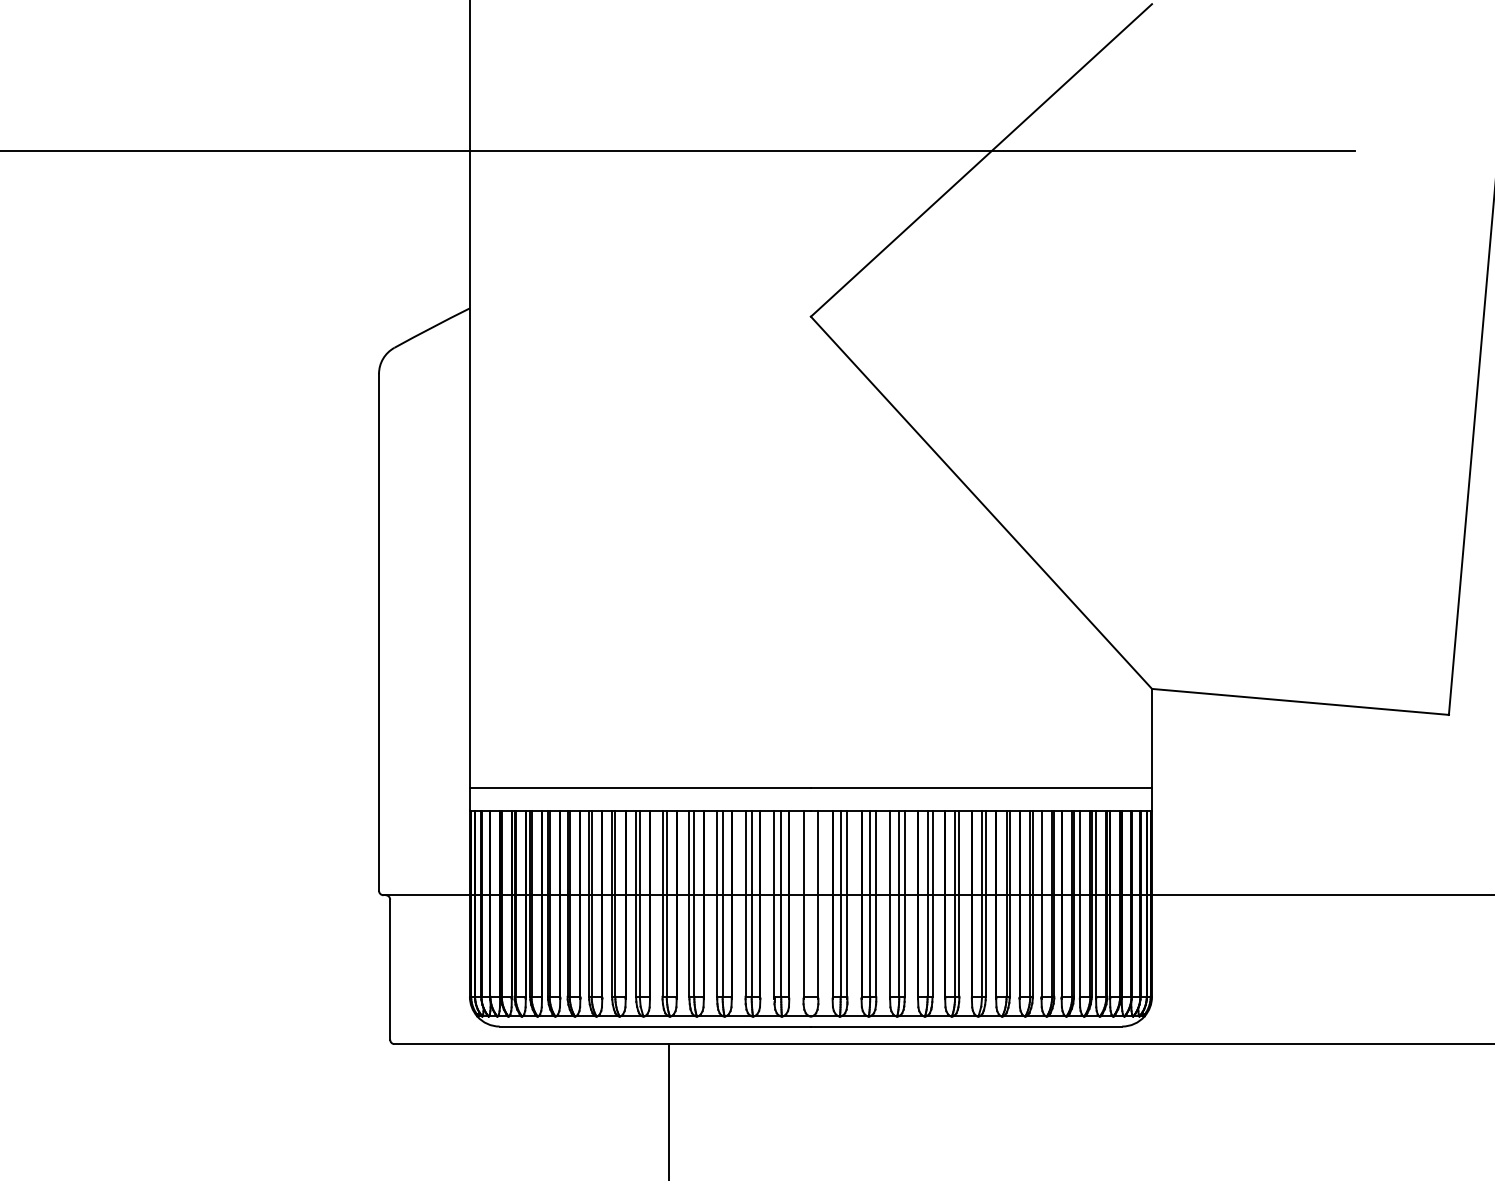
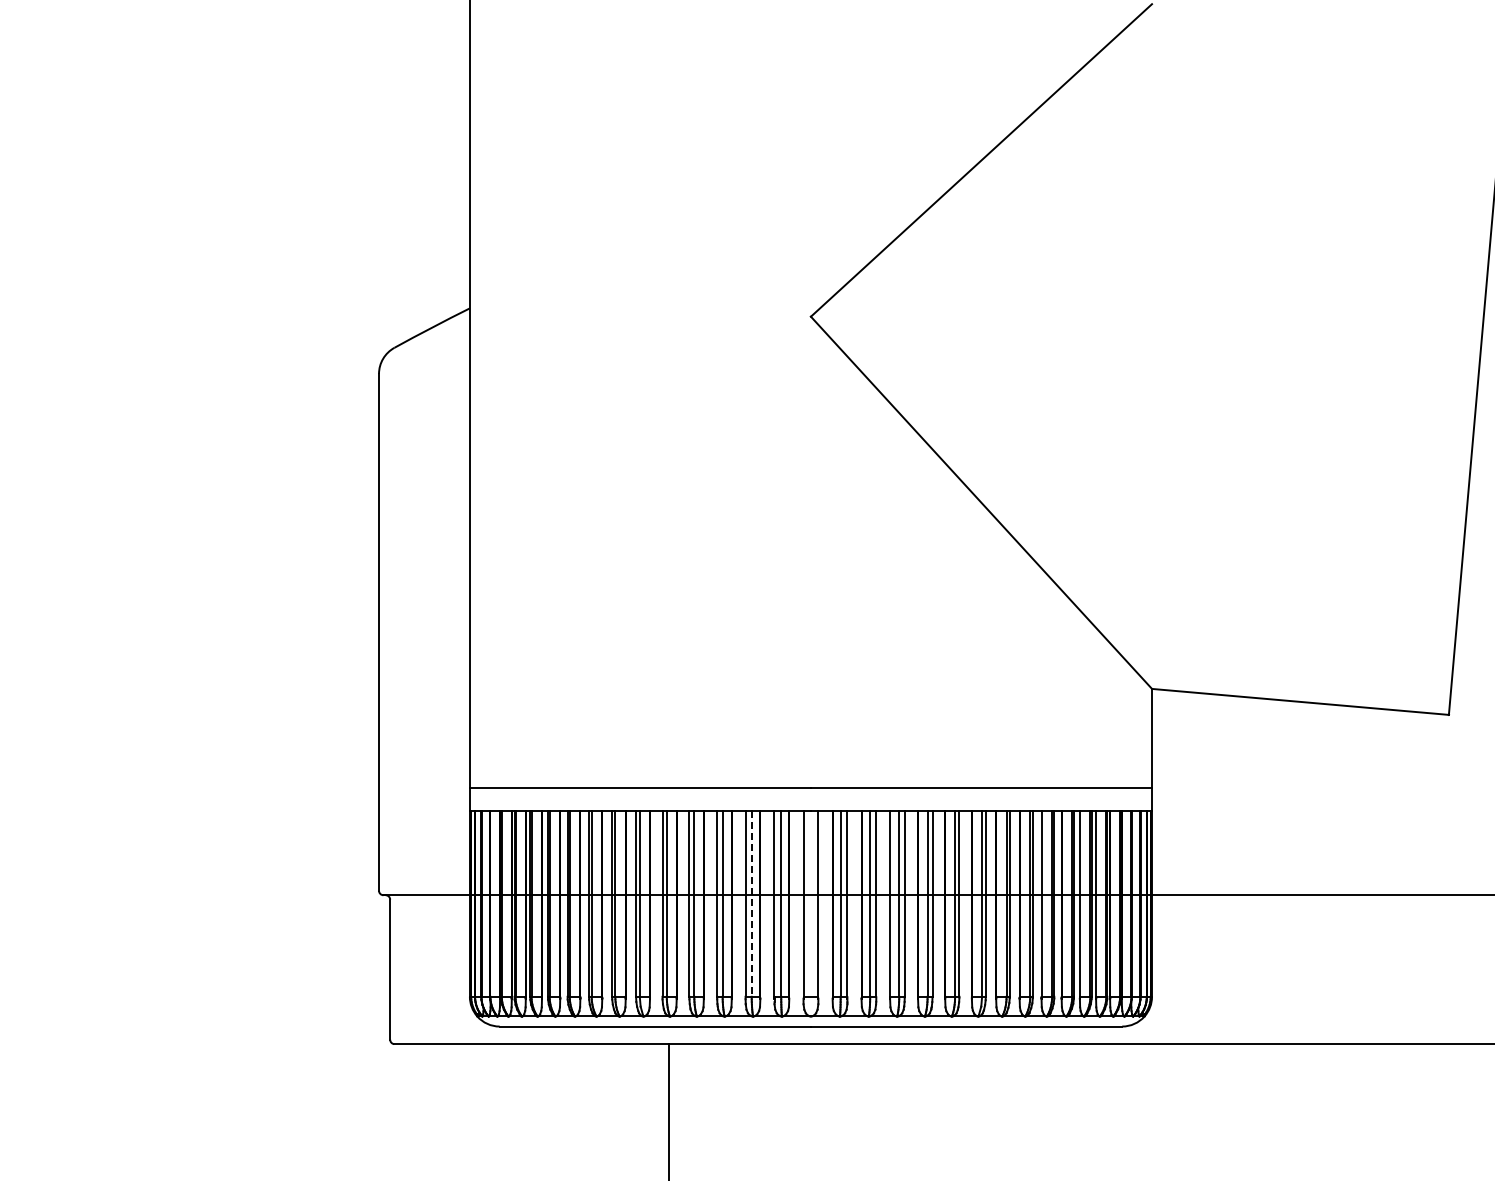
line: present -> none (678, 150)
line: solid -> dashed (751, 904)
